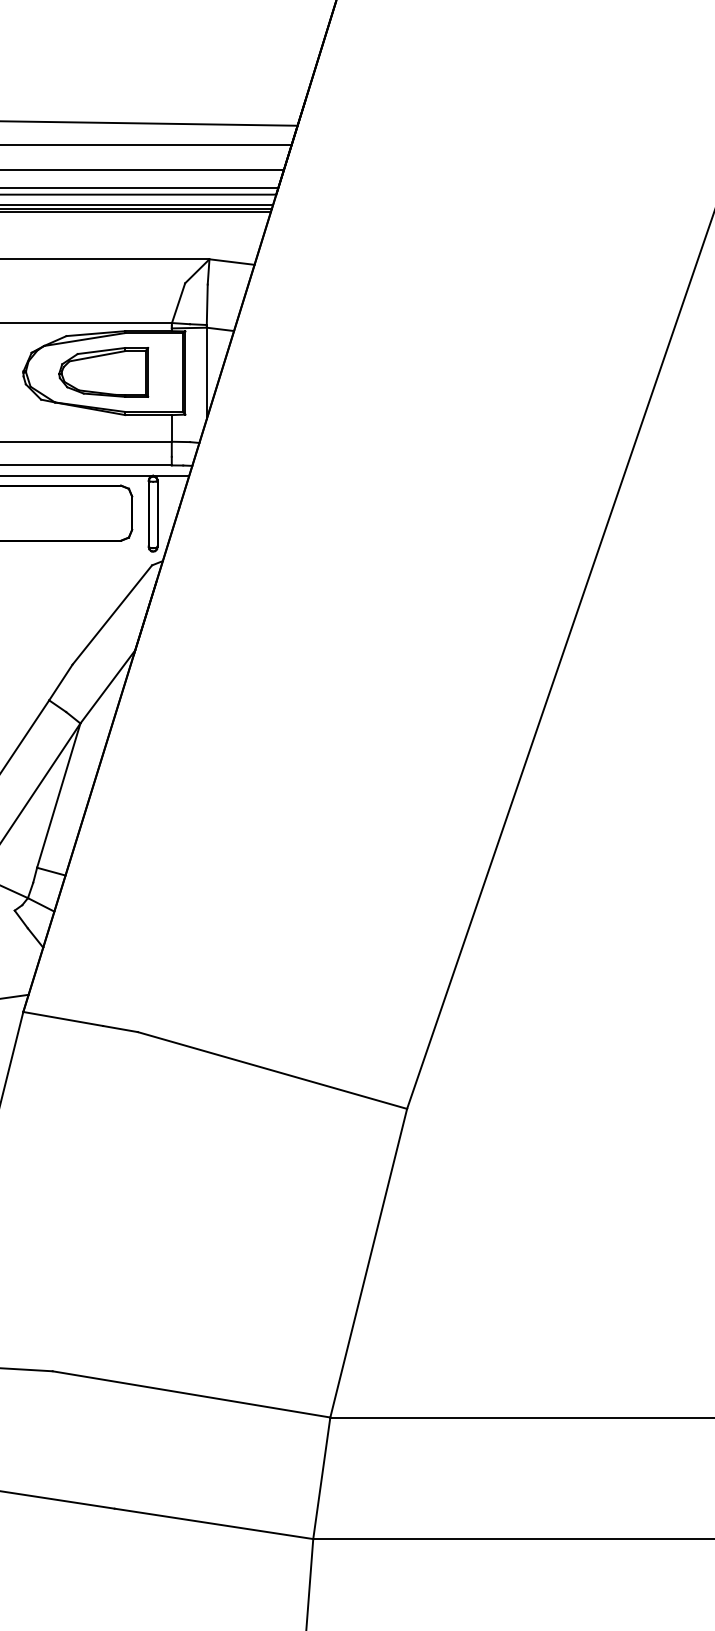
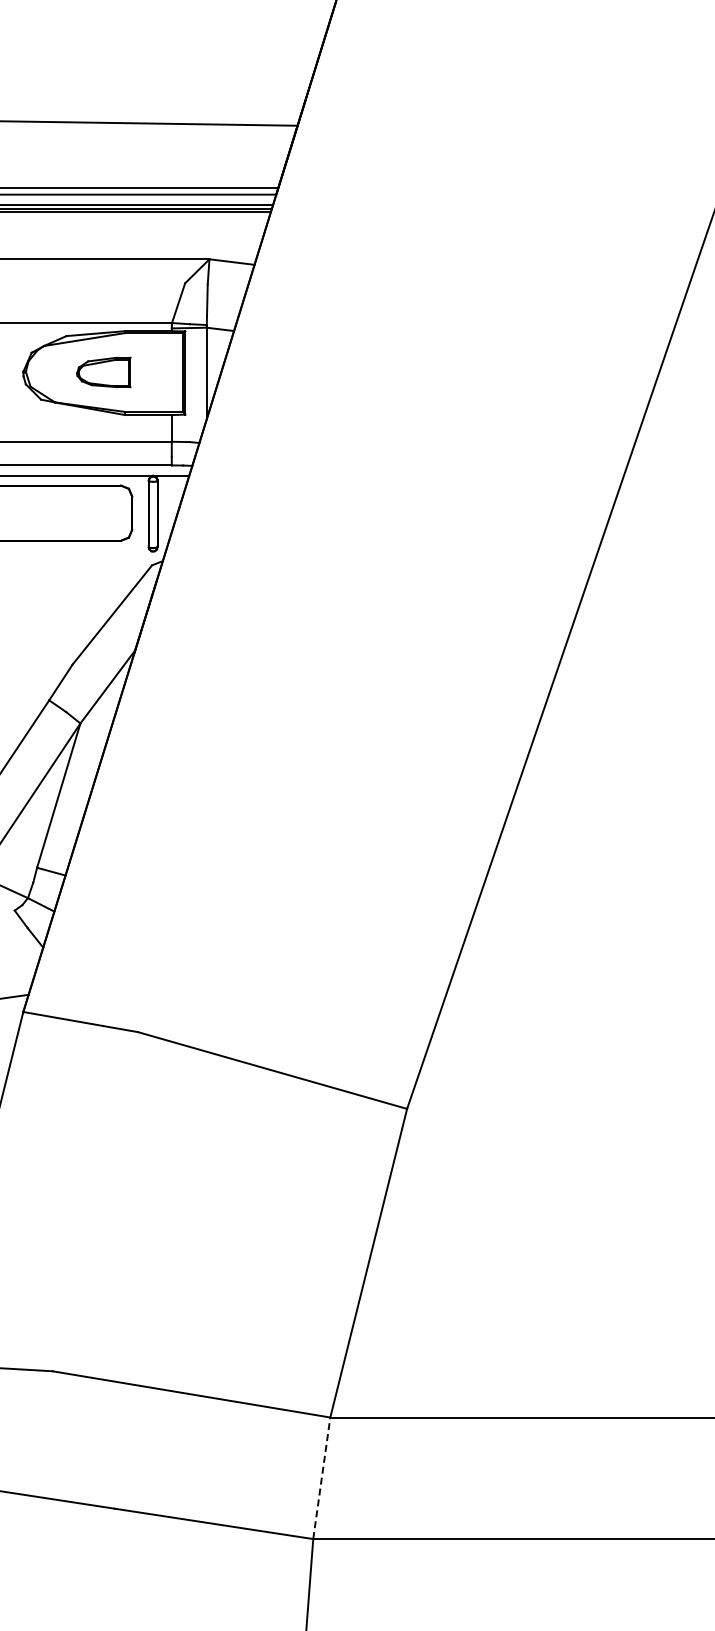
line: present -> none (146, 145)
line: present -> none (142, 170)
part size: 92x51 px -> 56x33 px (103, 372)
line: solid -> dashed (321, 1477)
